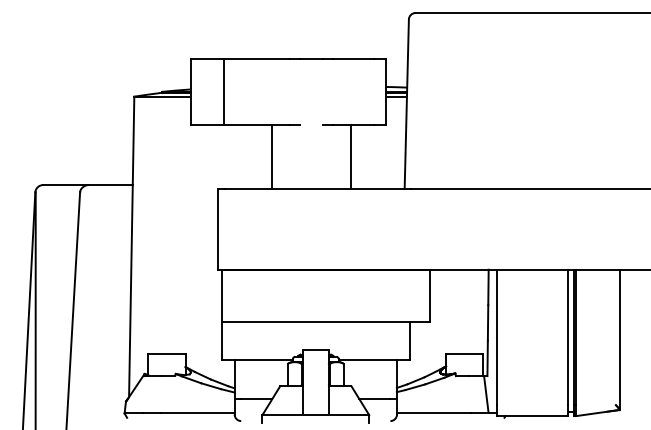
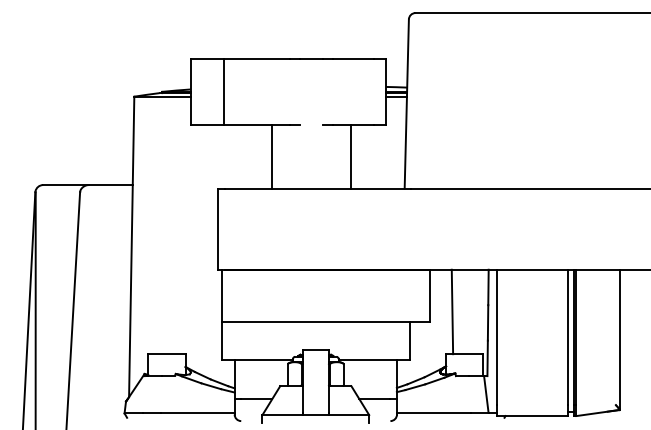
line: none -> present (452, 311)
